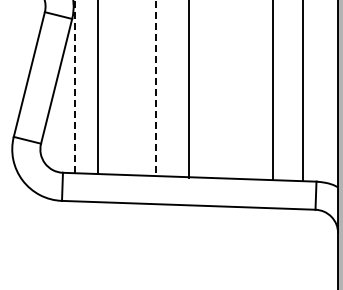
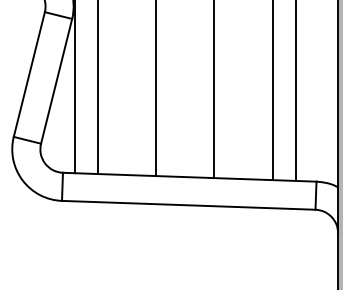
line: dashed -> solid (74, 86)
line: dashed -> solid (156, 89)
line position: (189, 90) -> (214, 90) (214, 90)
line position: (302, 91) -> (295, 91) (295, 91)
